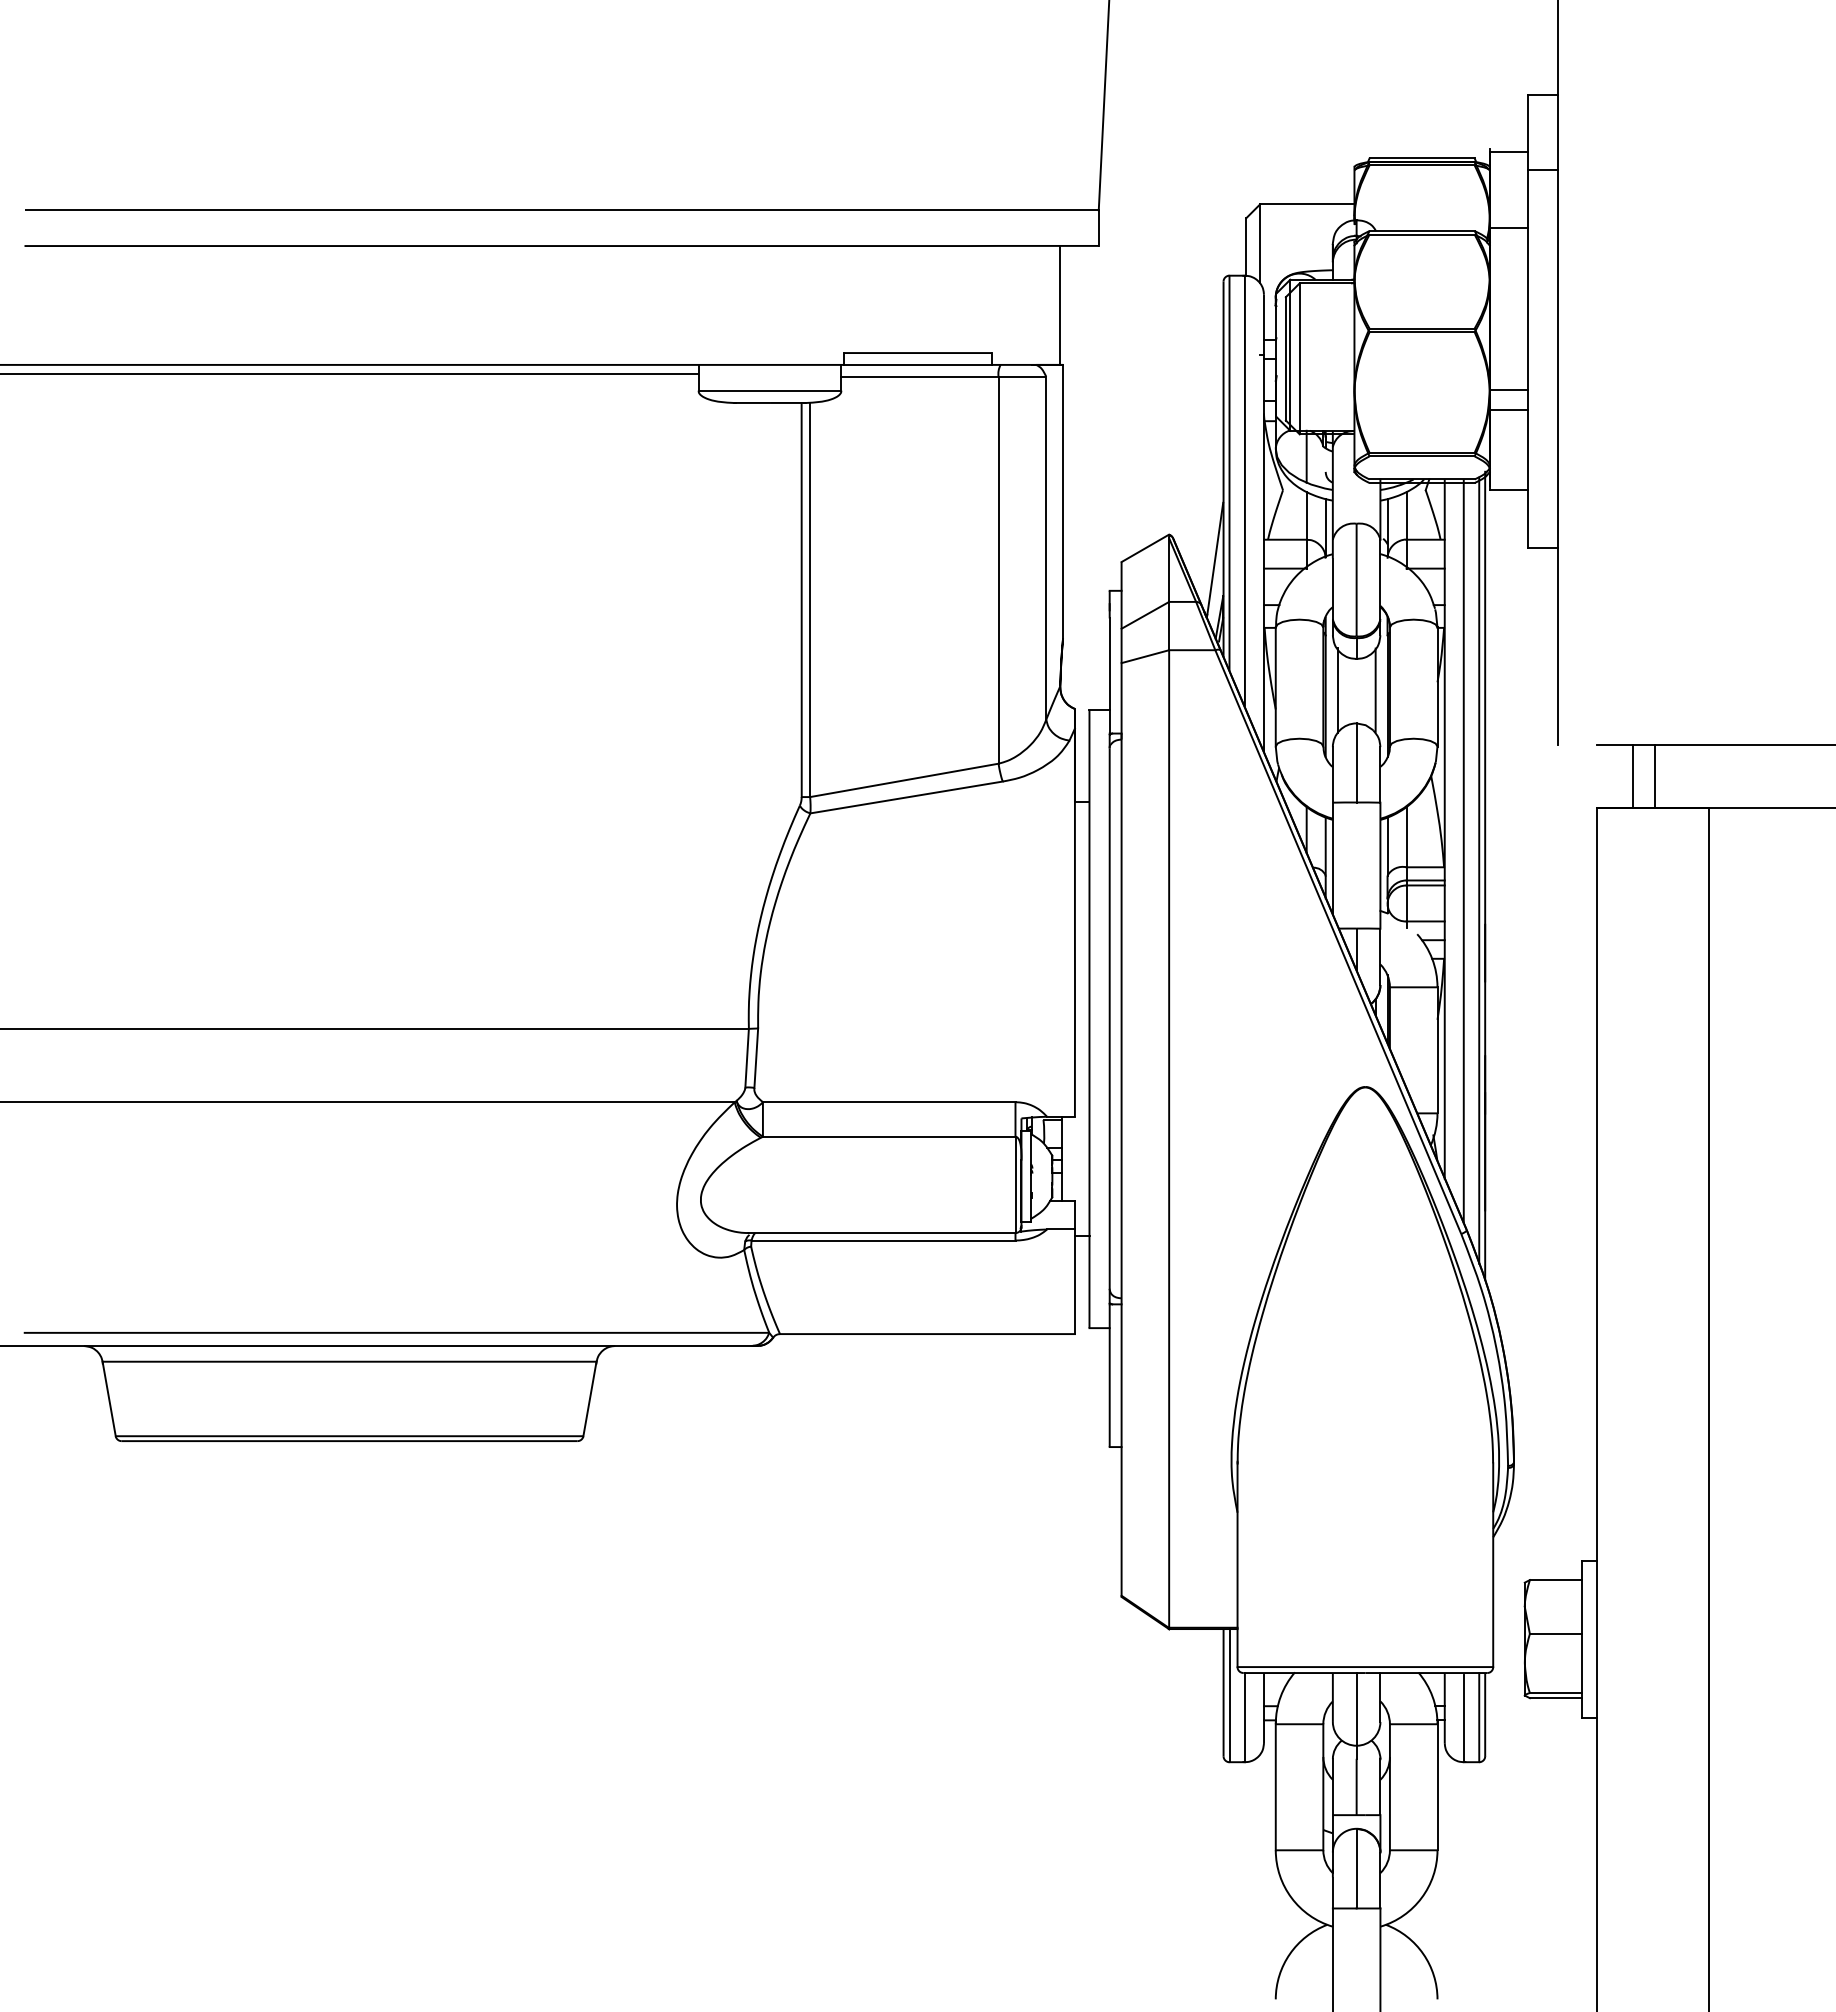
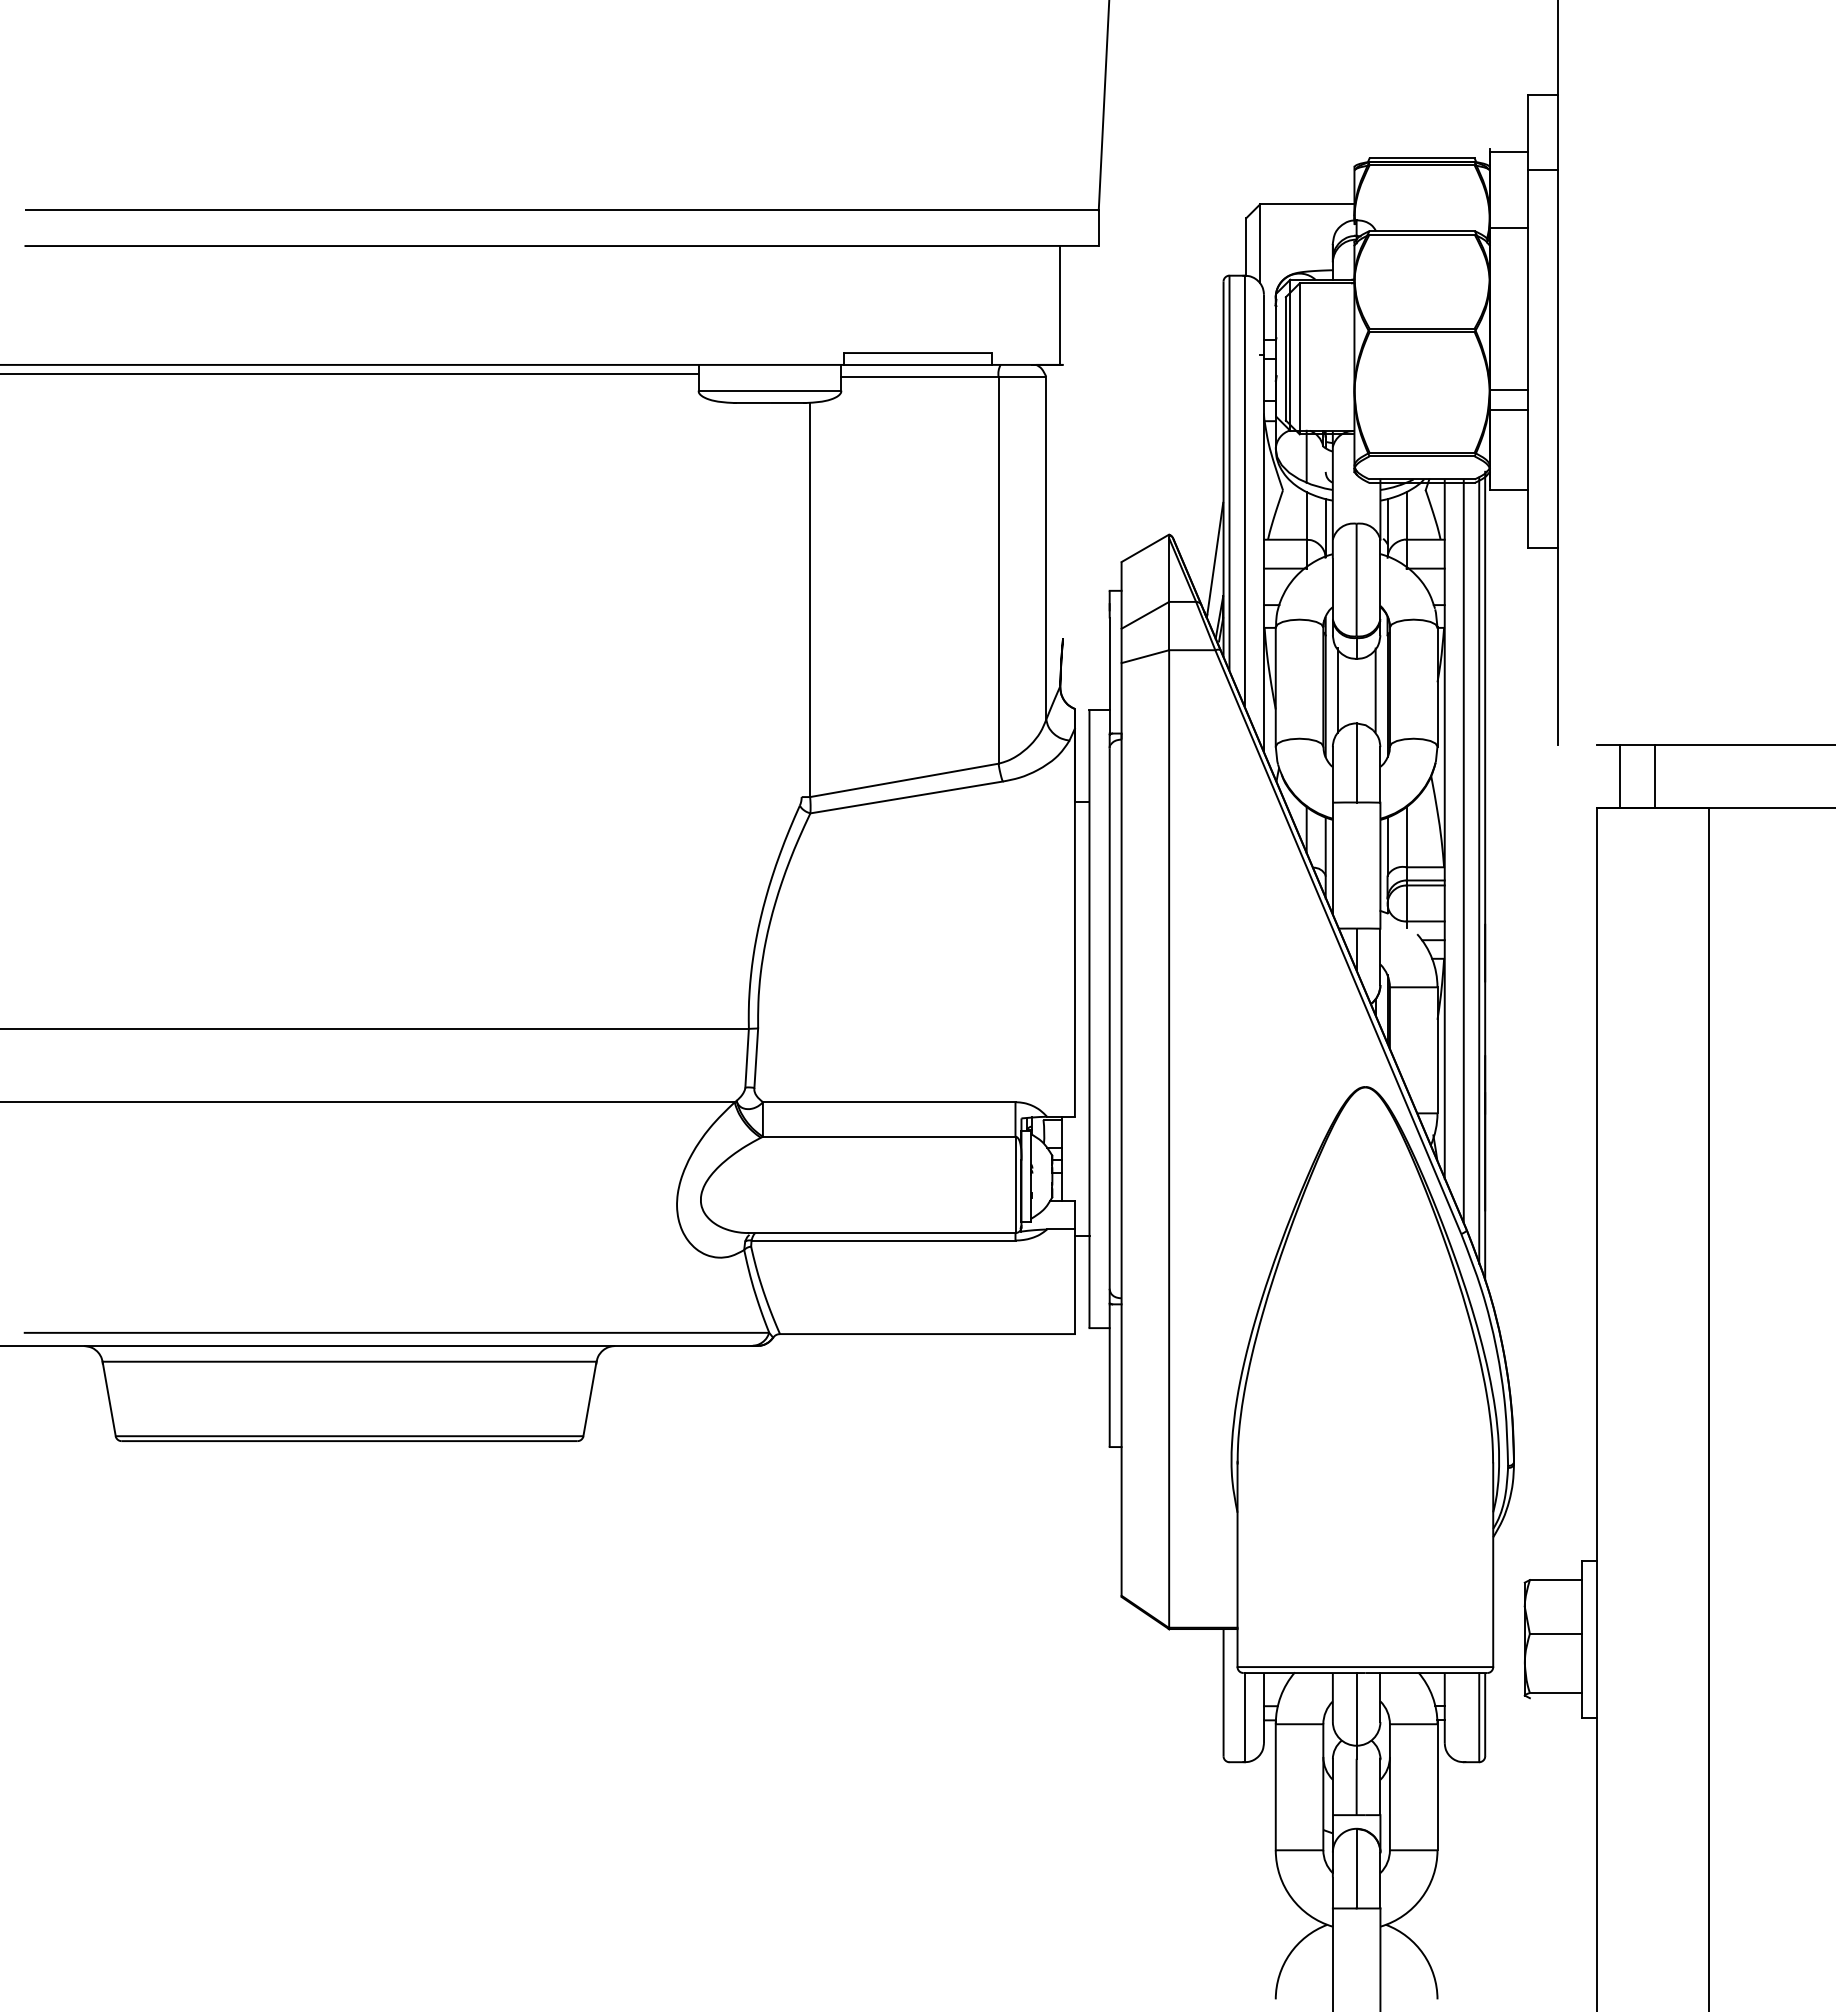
line: present -> none (1063, 501)
line: present -> none (801, 599)
line position: (1633, 776) -> (1620, 776) (1620, 776)
line: present -> none (1229, 1695)
line: present -> none (1555, 1698)
line: present -> none (1463, 1718)
